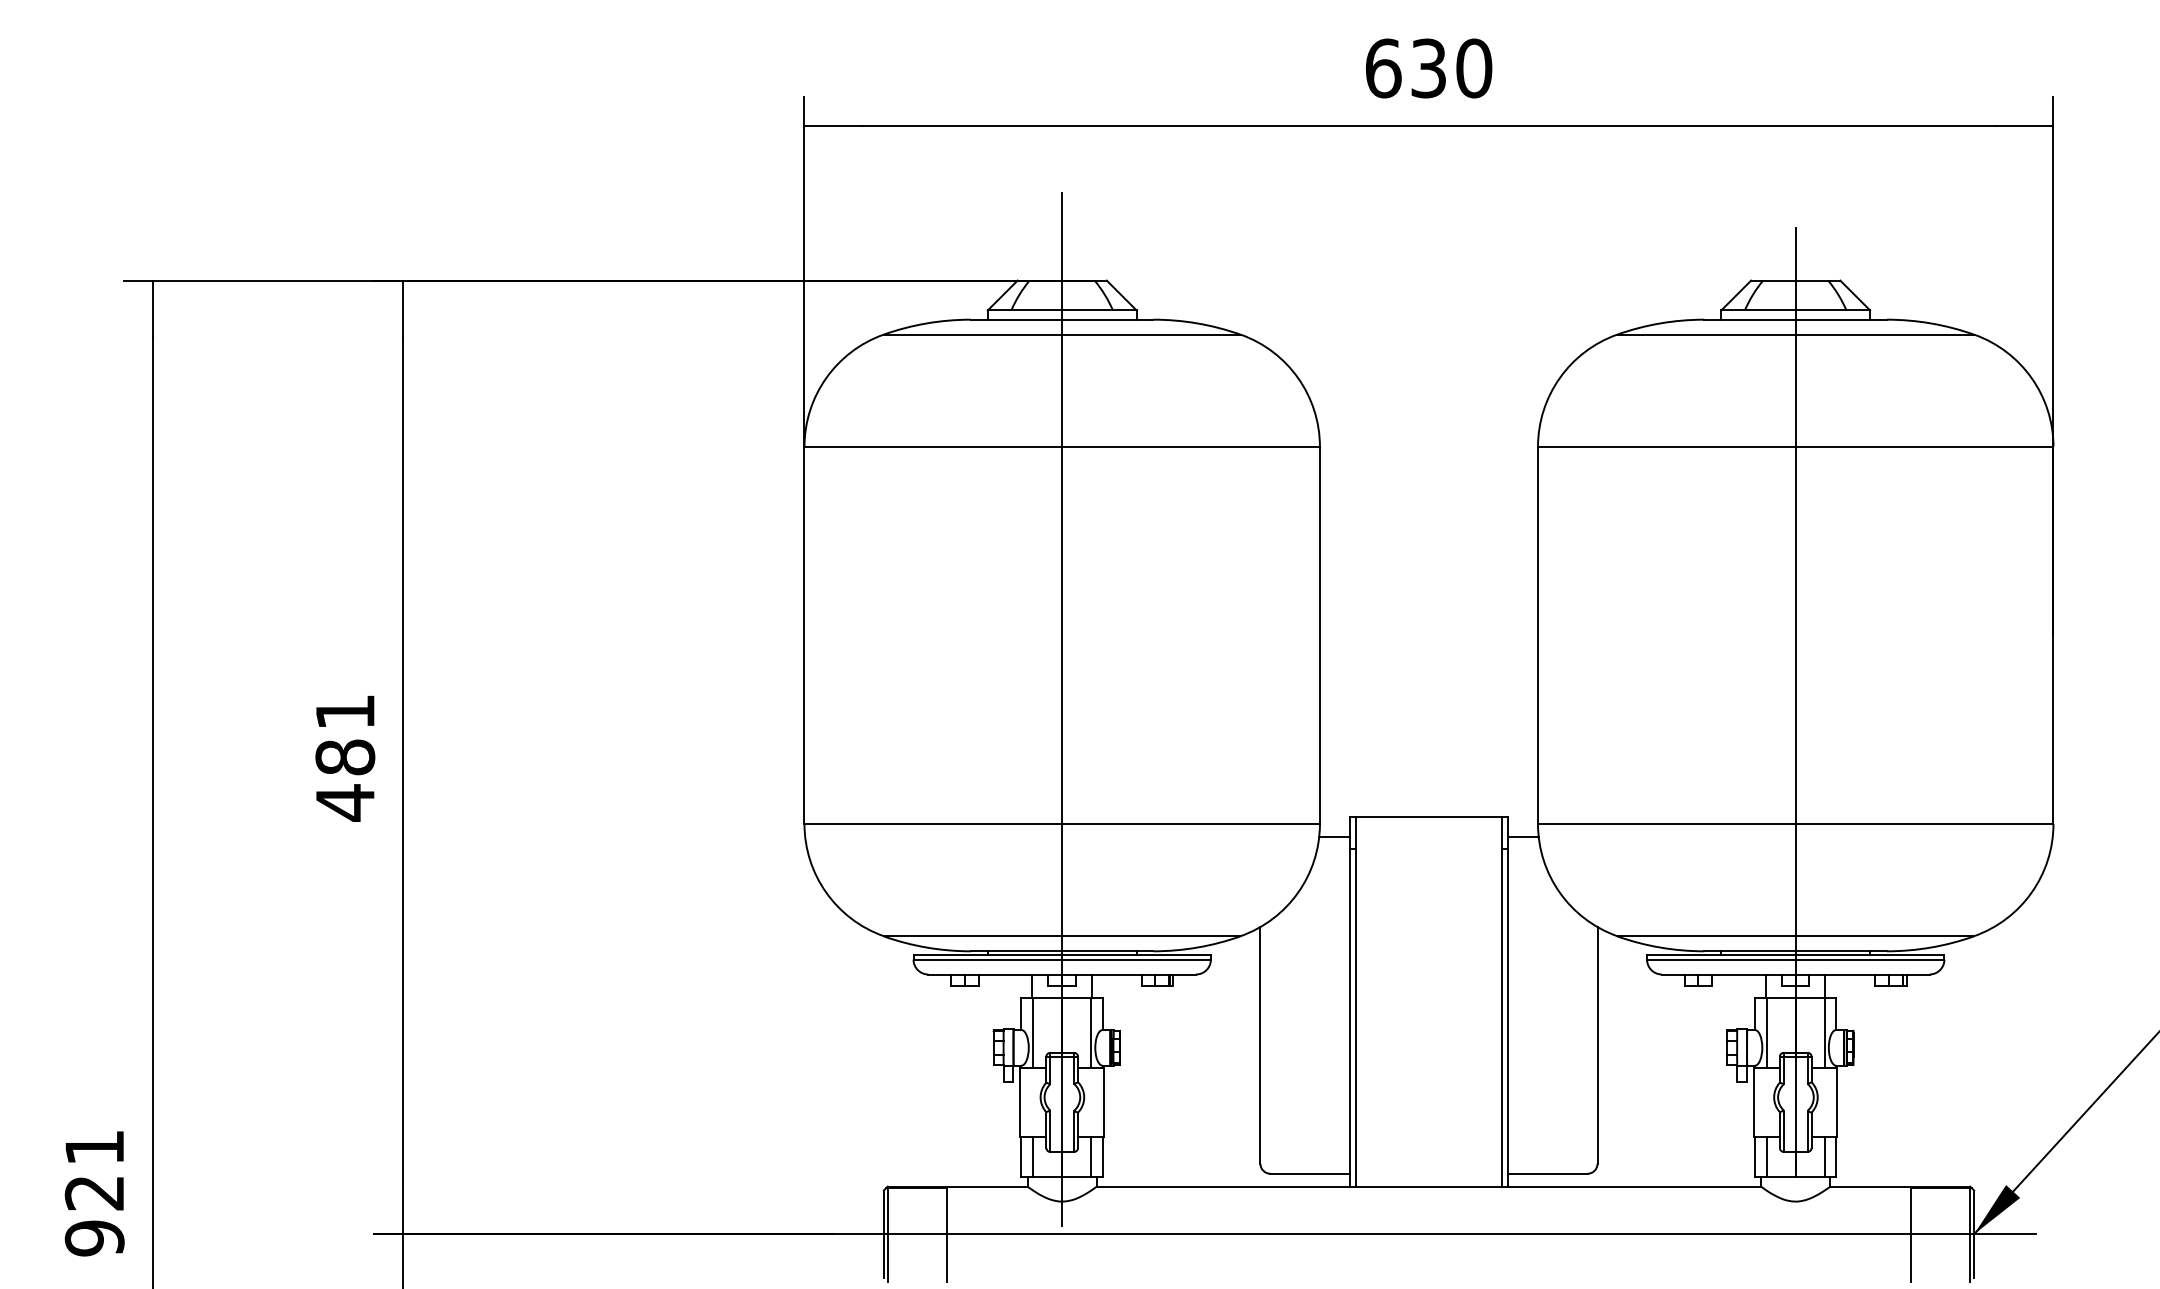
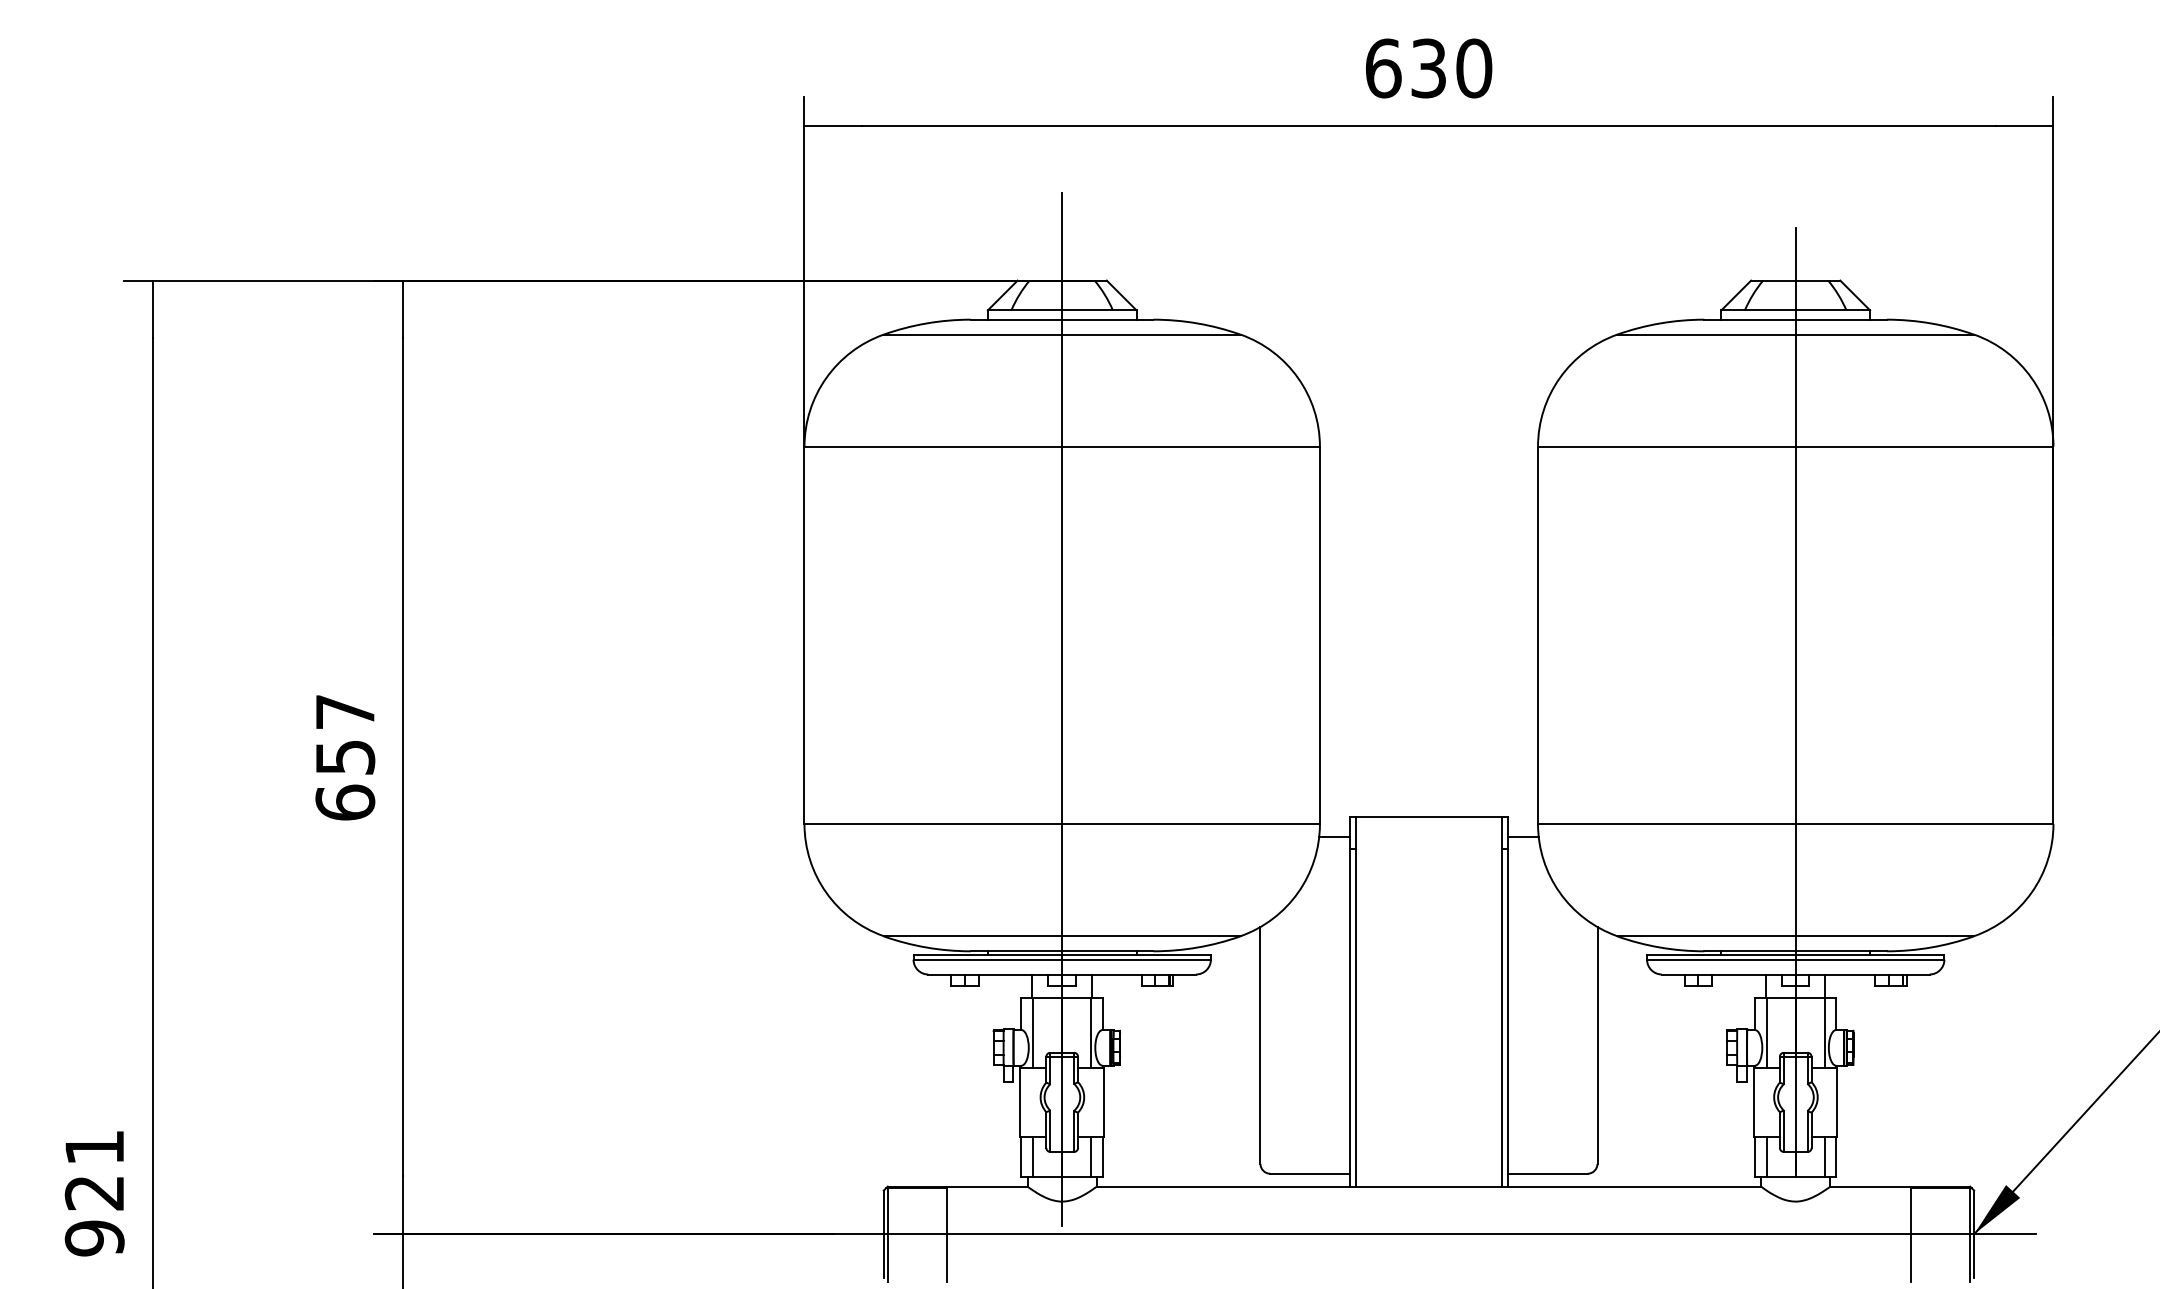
text: 481 -> 657 (345, 758)
